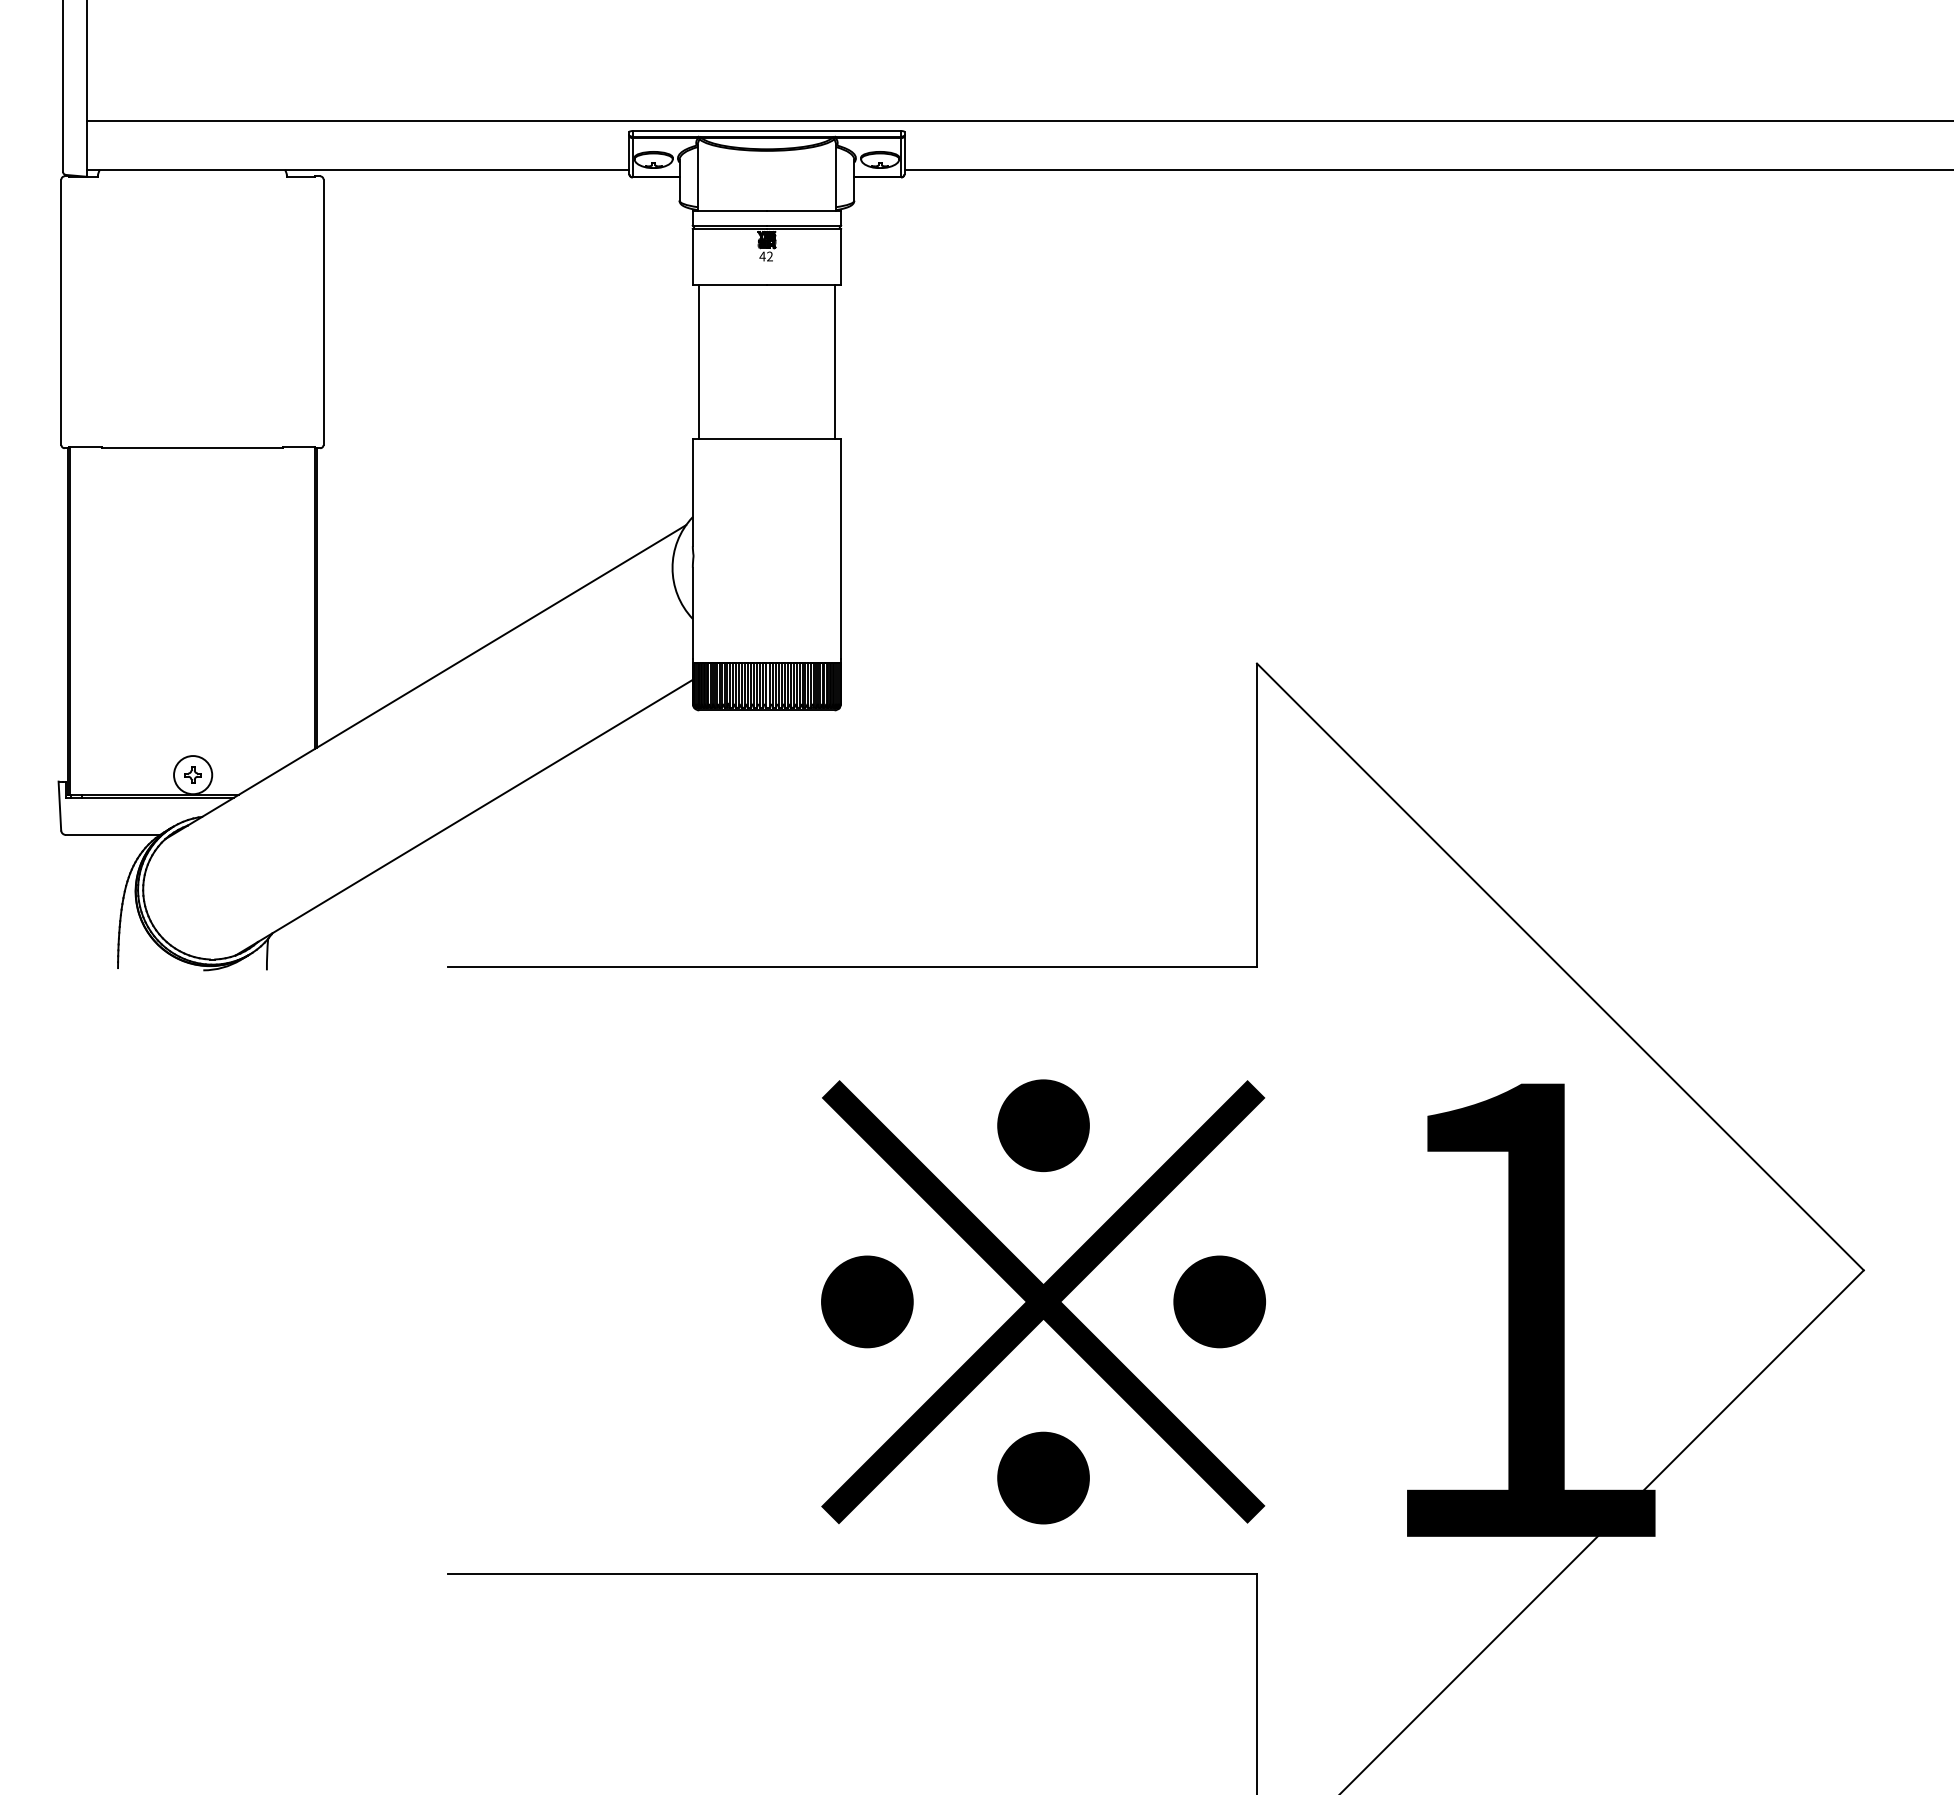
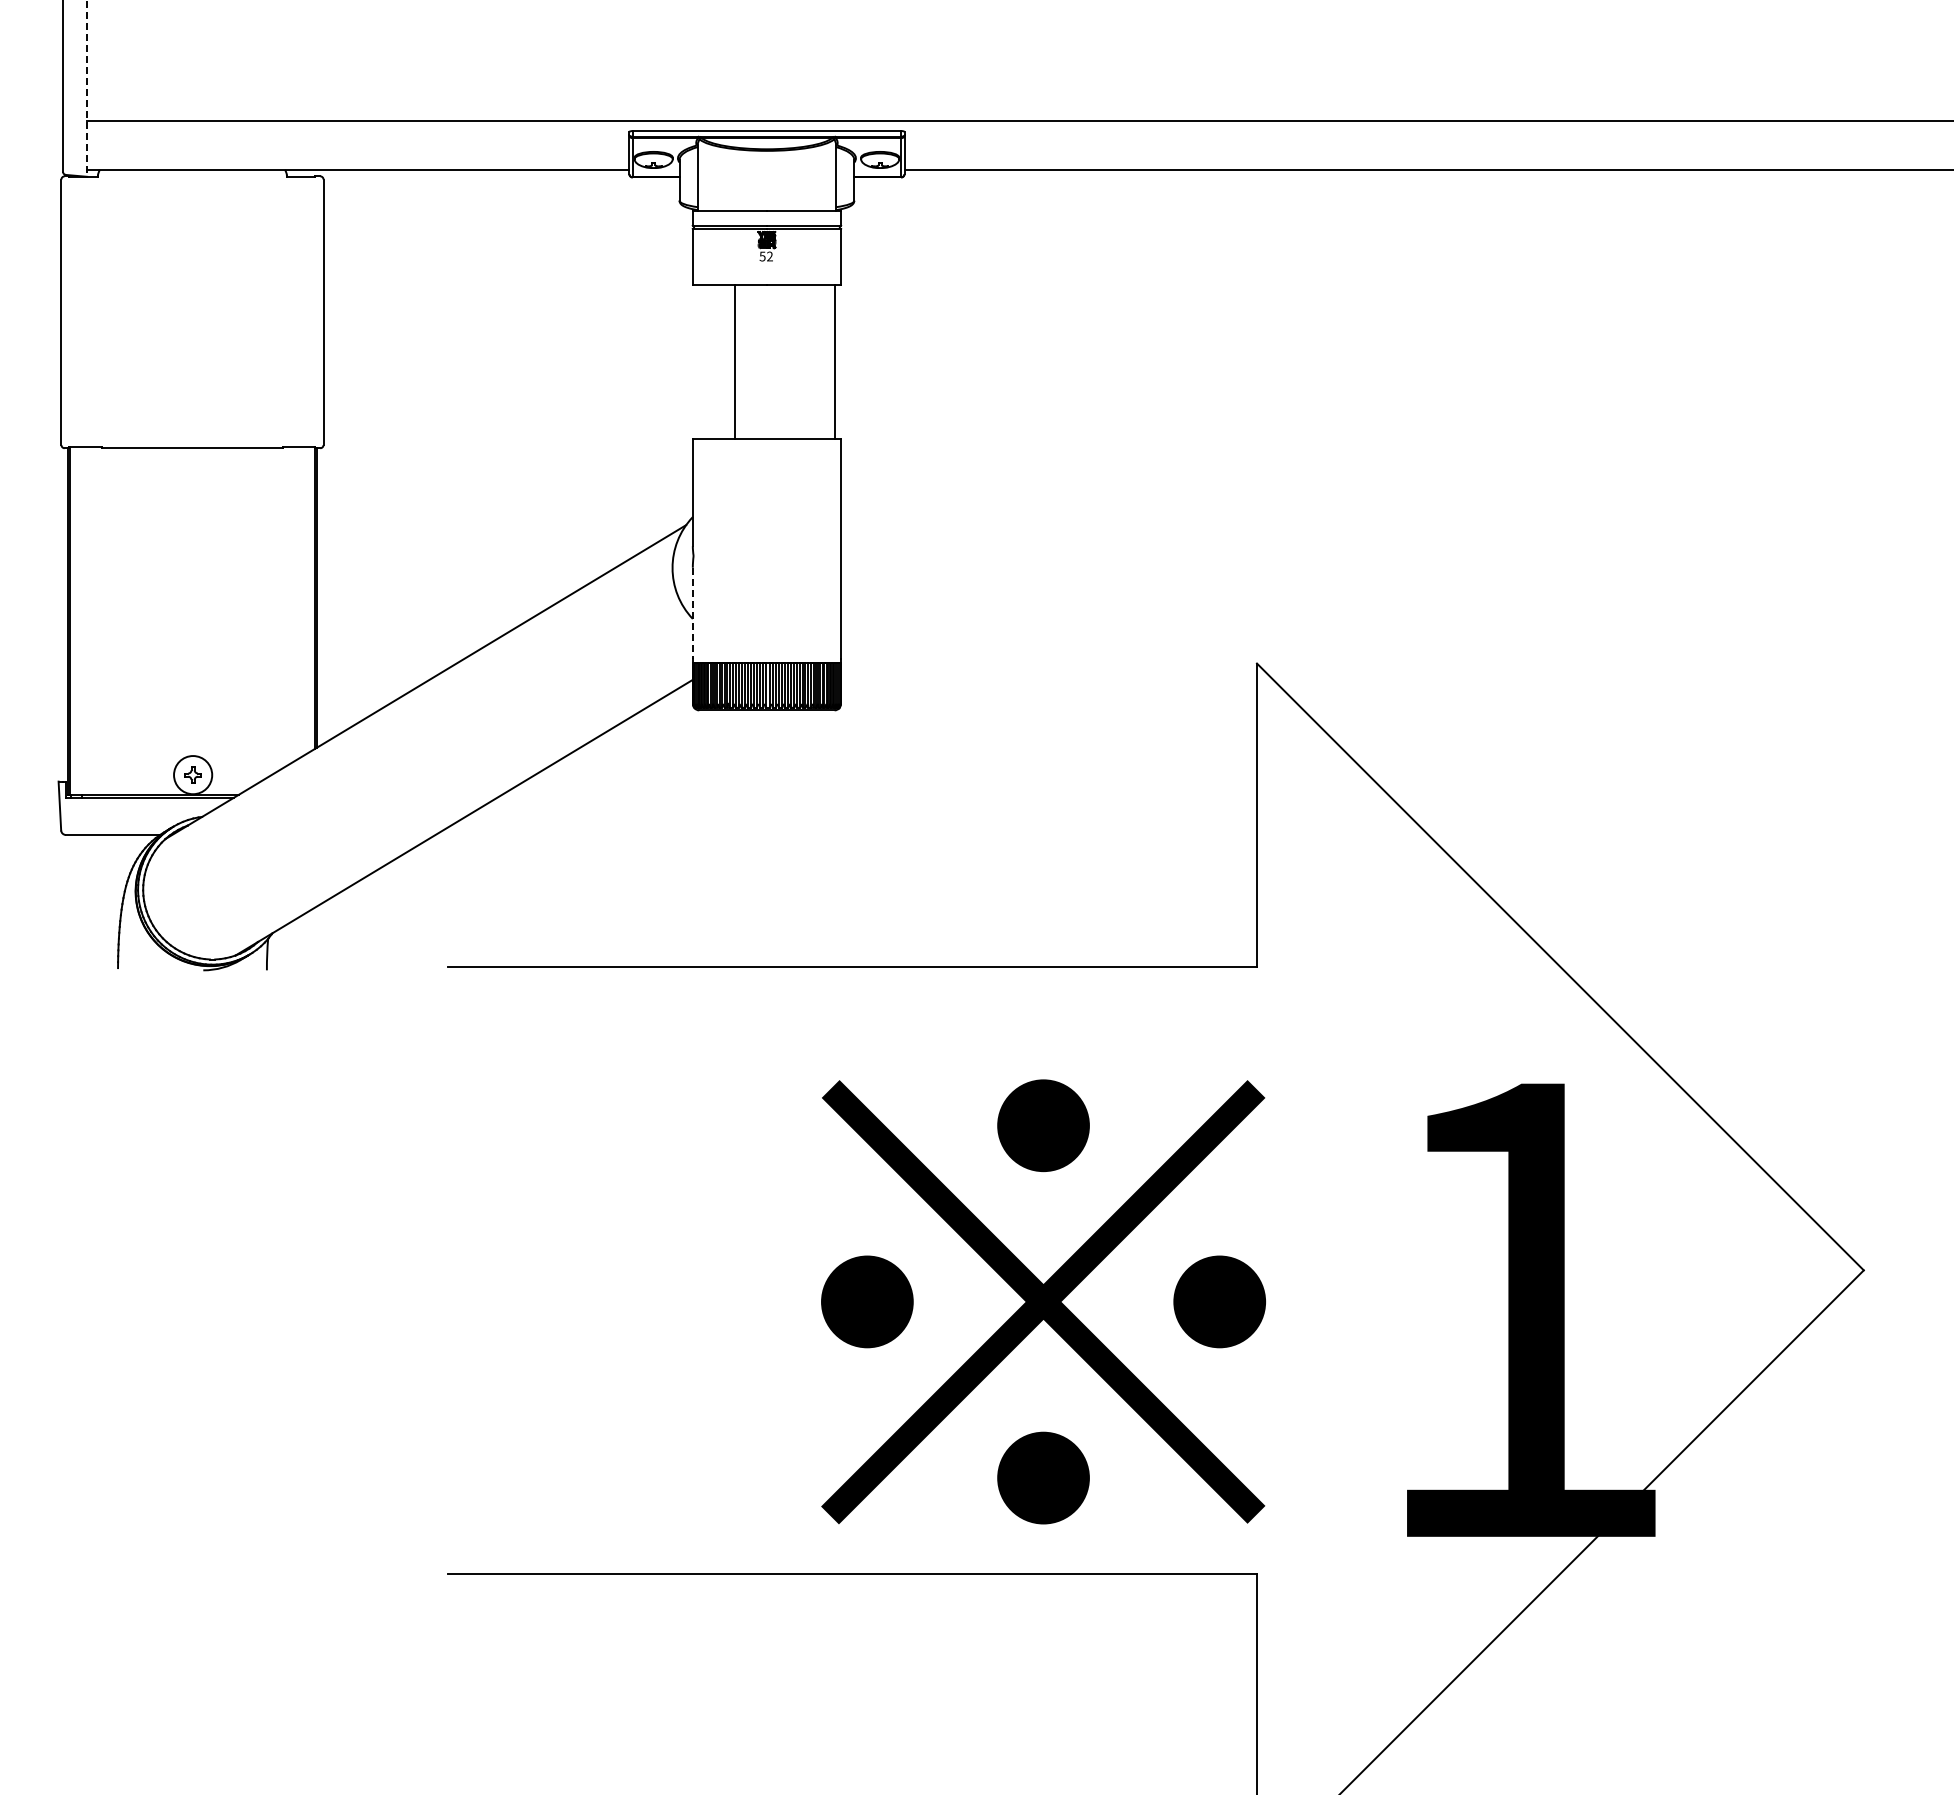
line: solid -> dashed (87, 89)
text: 42 -> 52 (762, 256)
line position: (698, 361) -> (734, 361) (734, 361)
line: solid -> dashed (692, 613)
